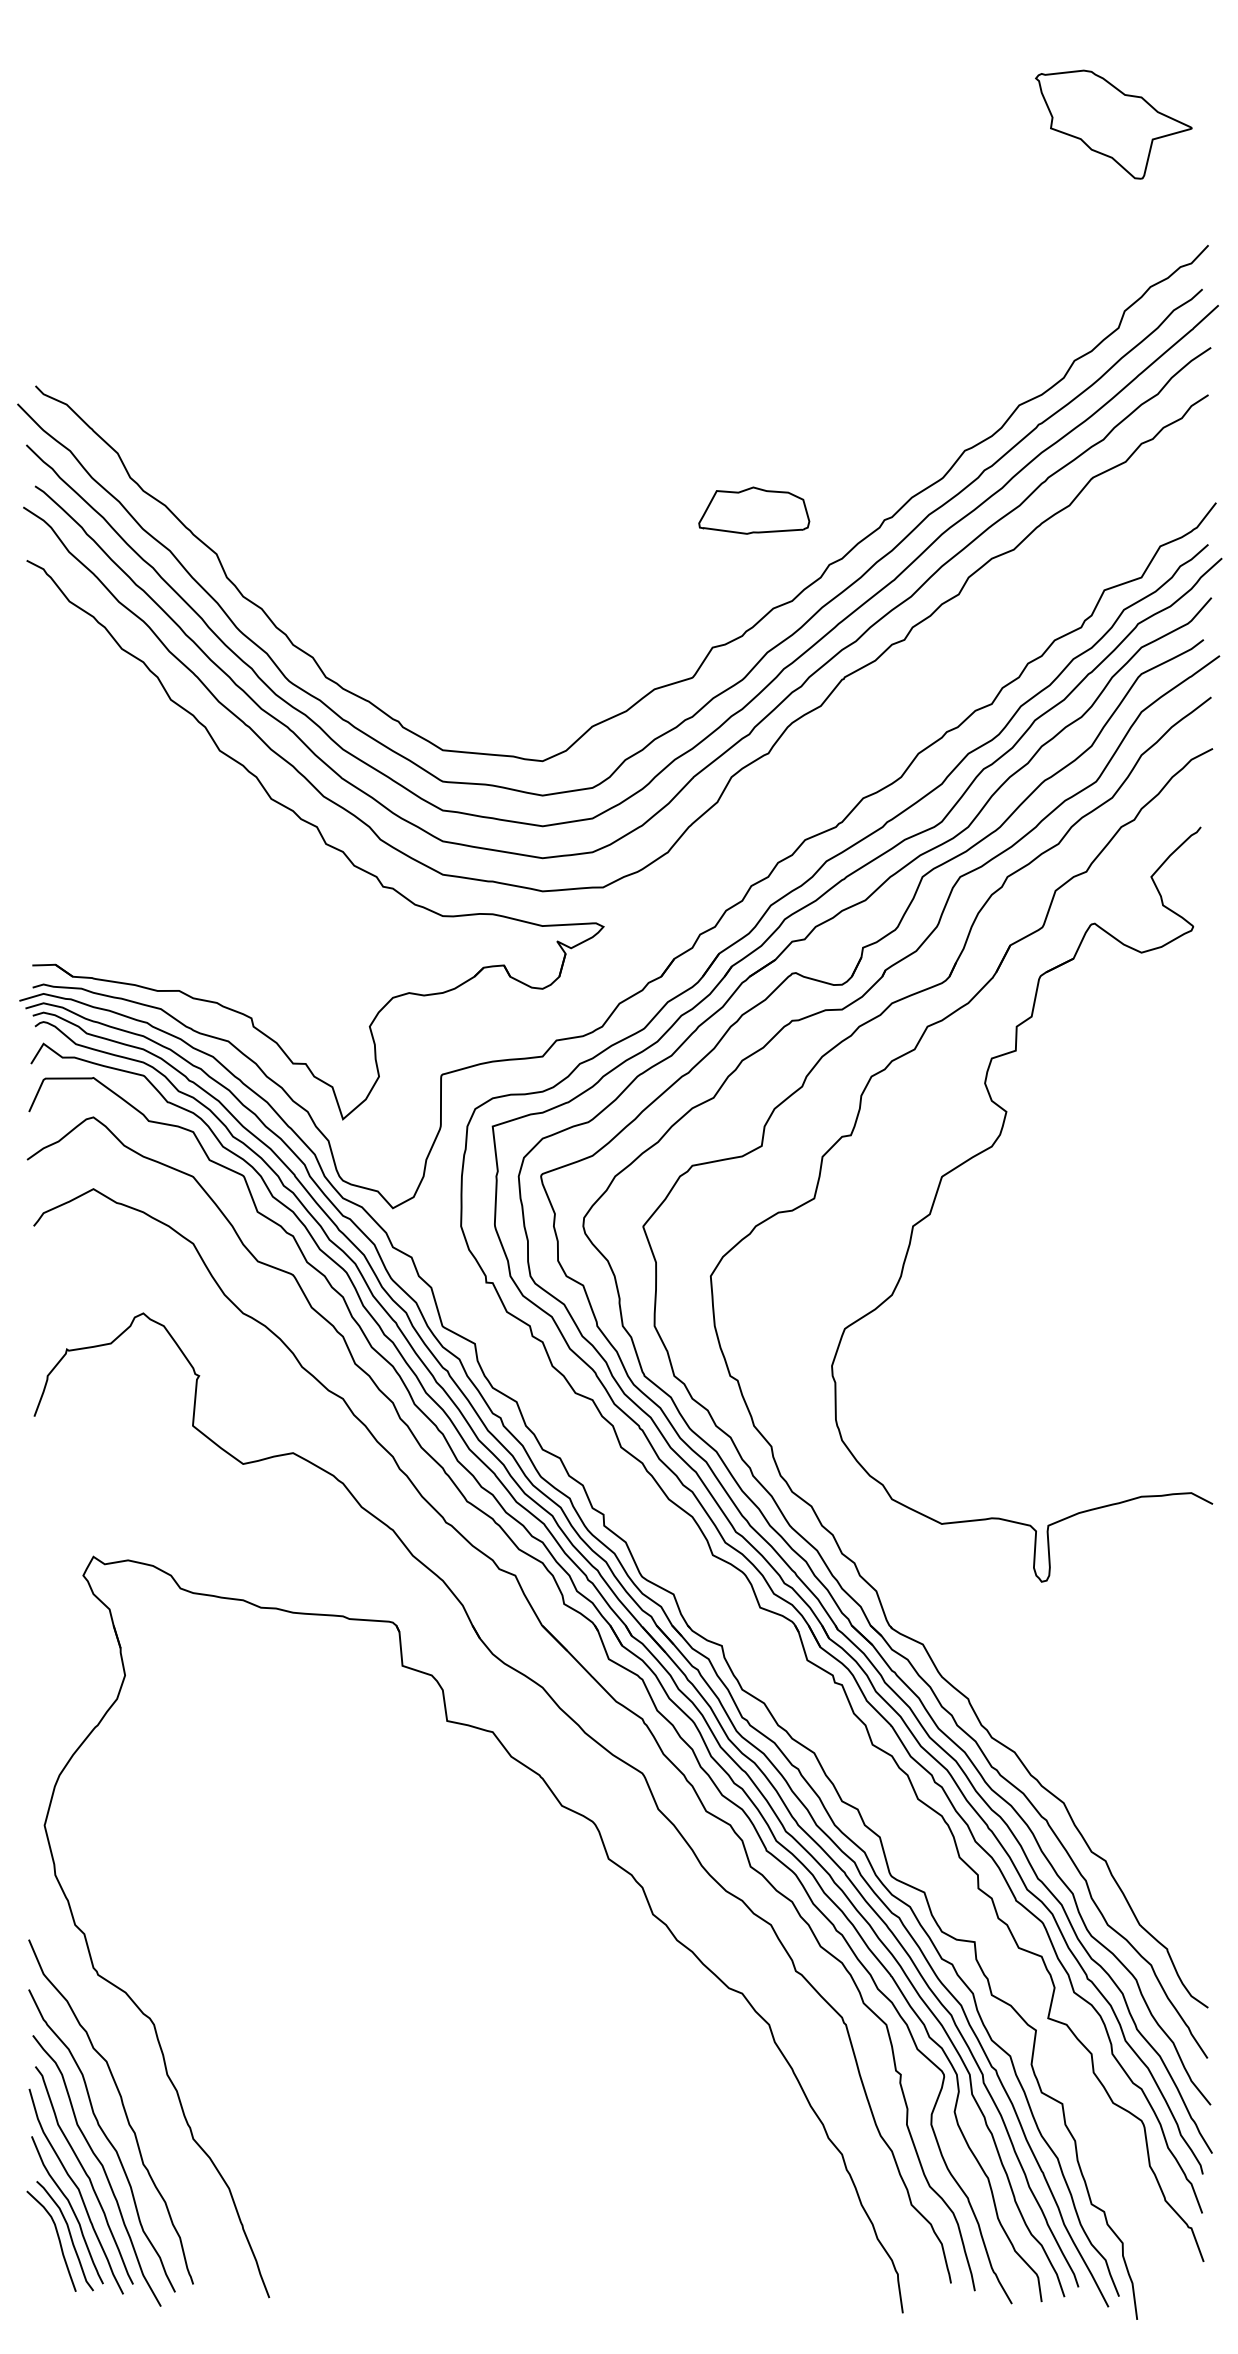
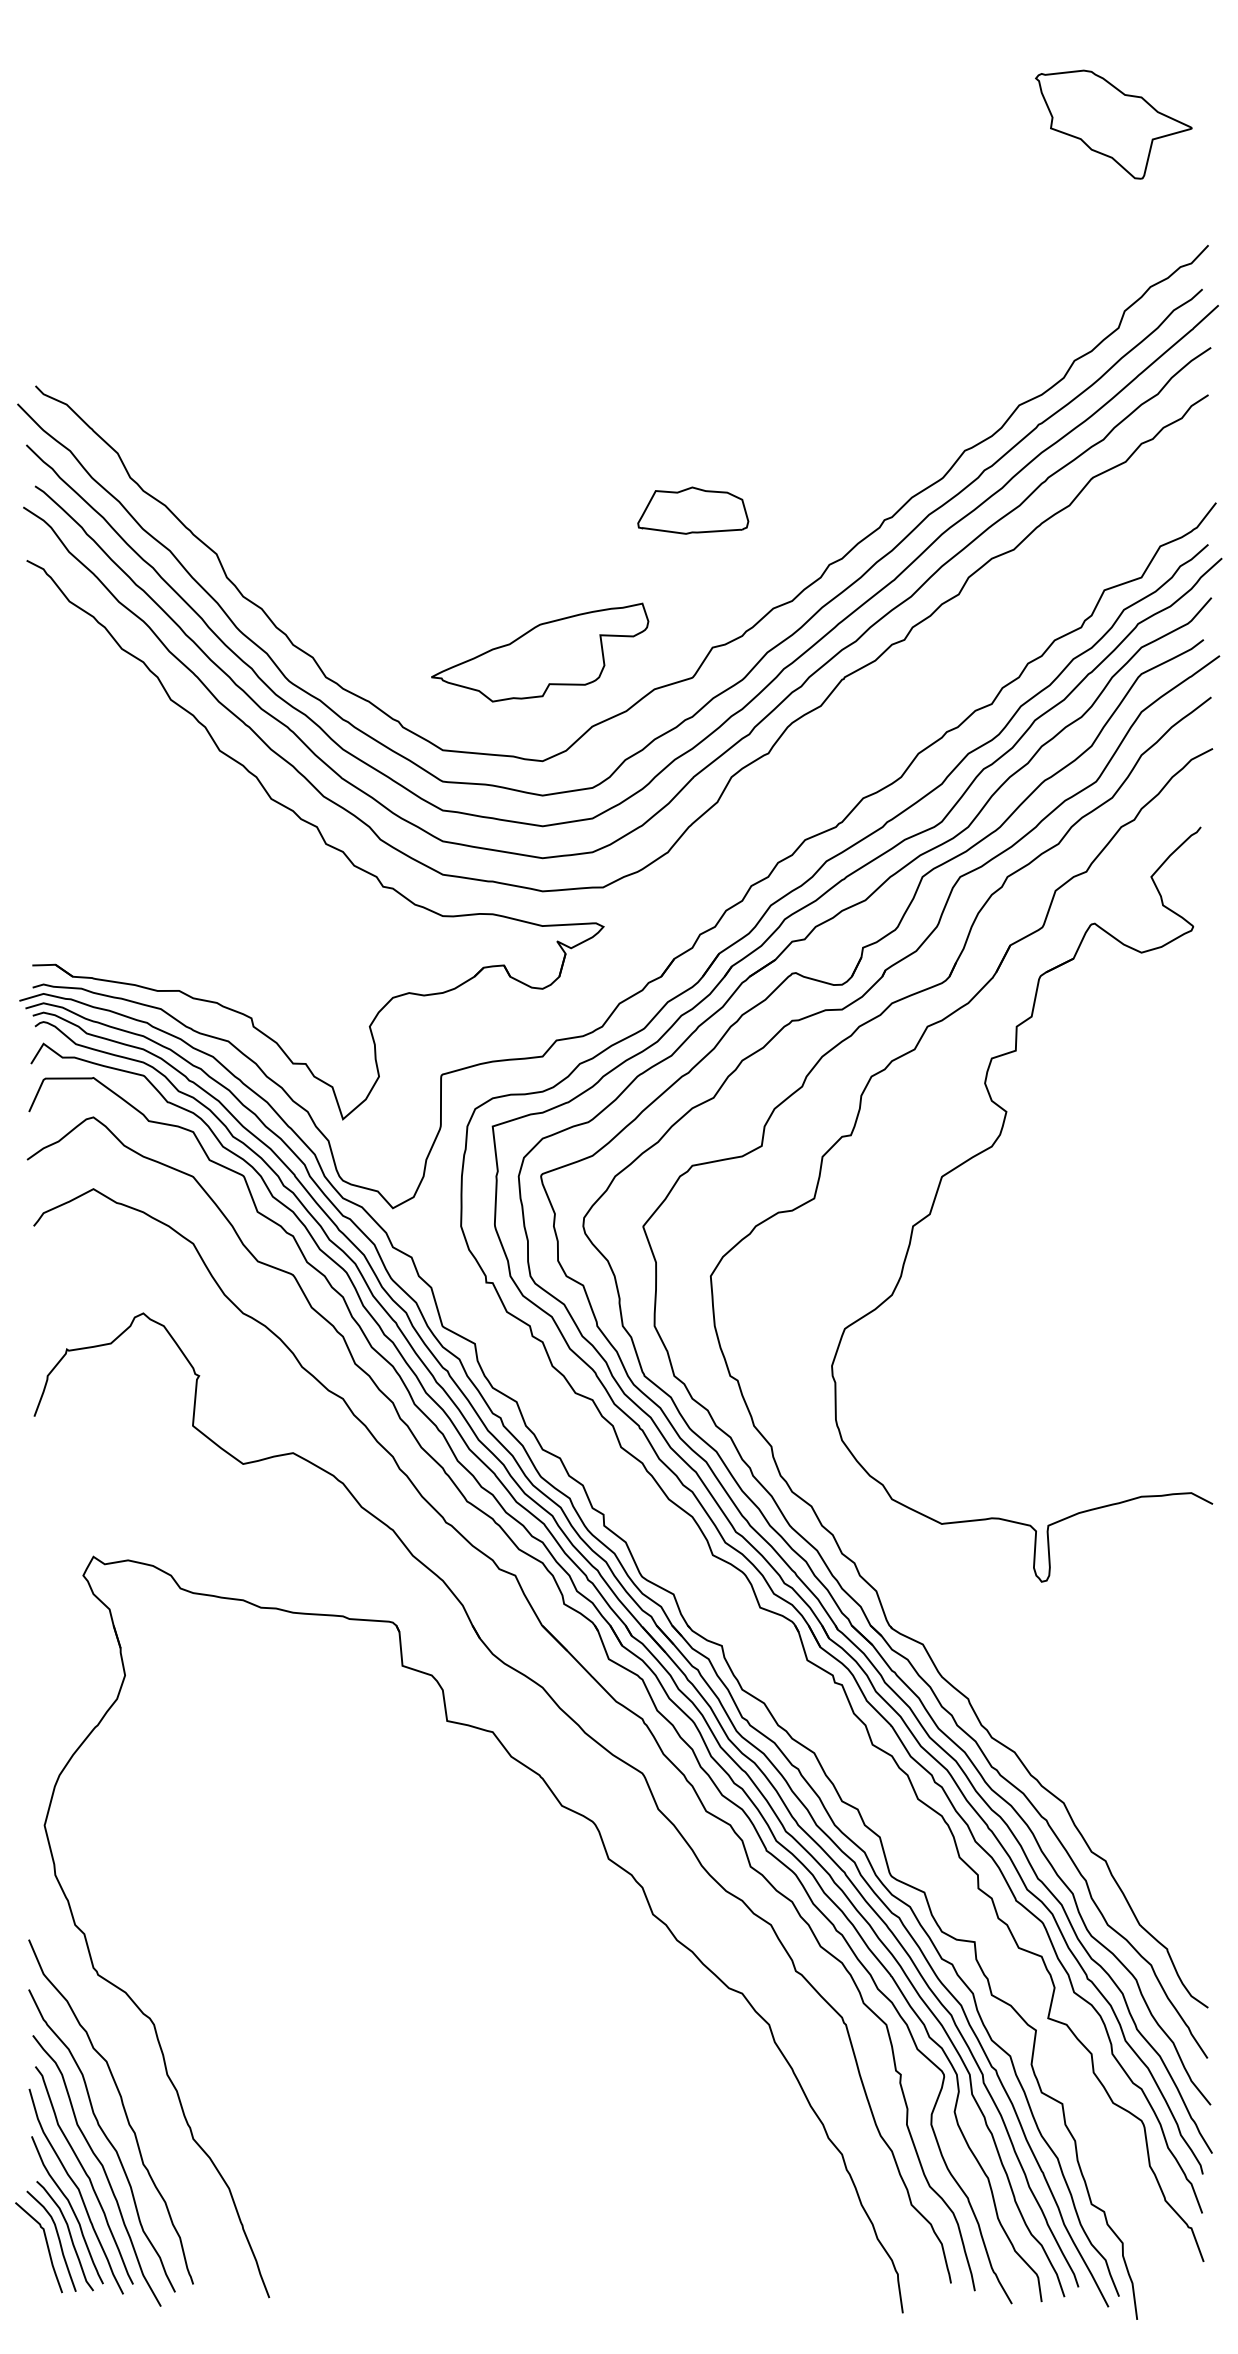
part position: (754, 510) -> (693, 510) (693, 510)
part: none -> present (540, 652)
curve: none -> present (46, 2245)
